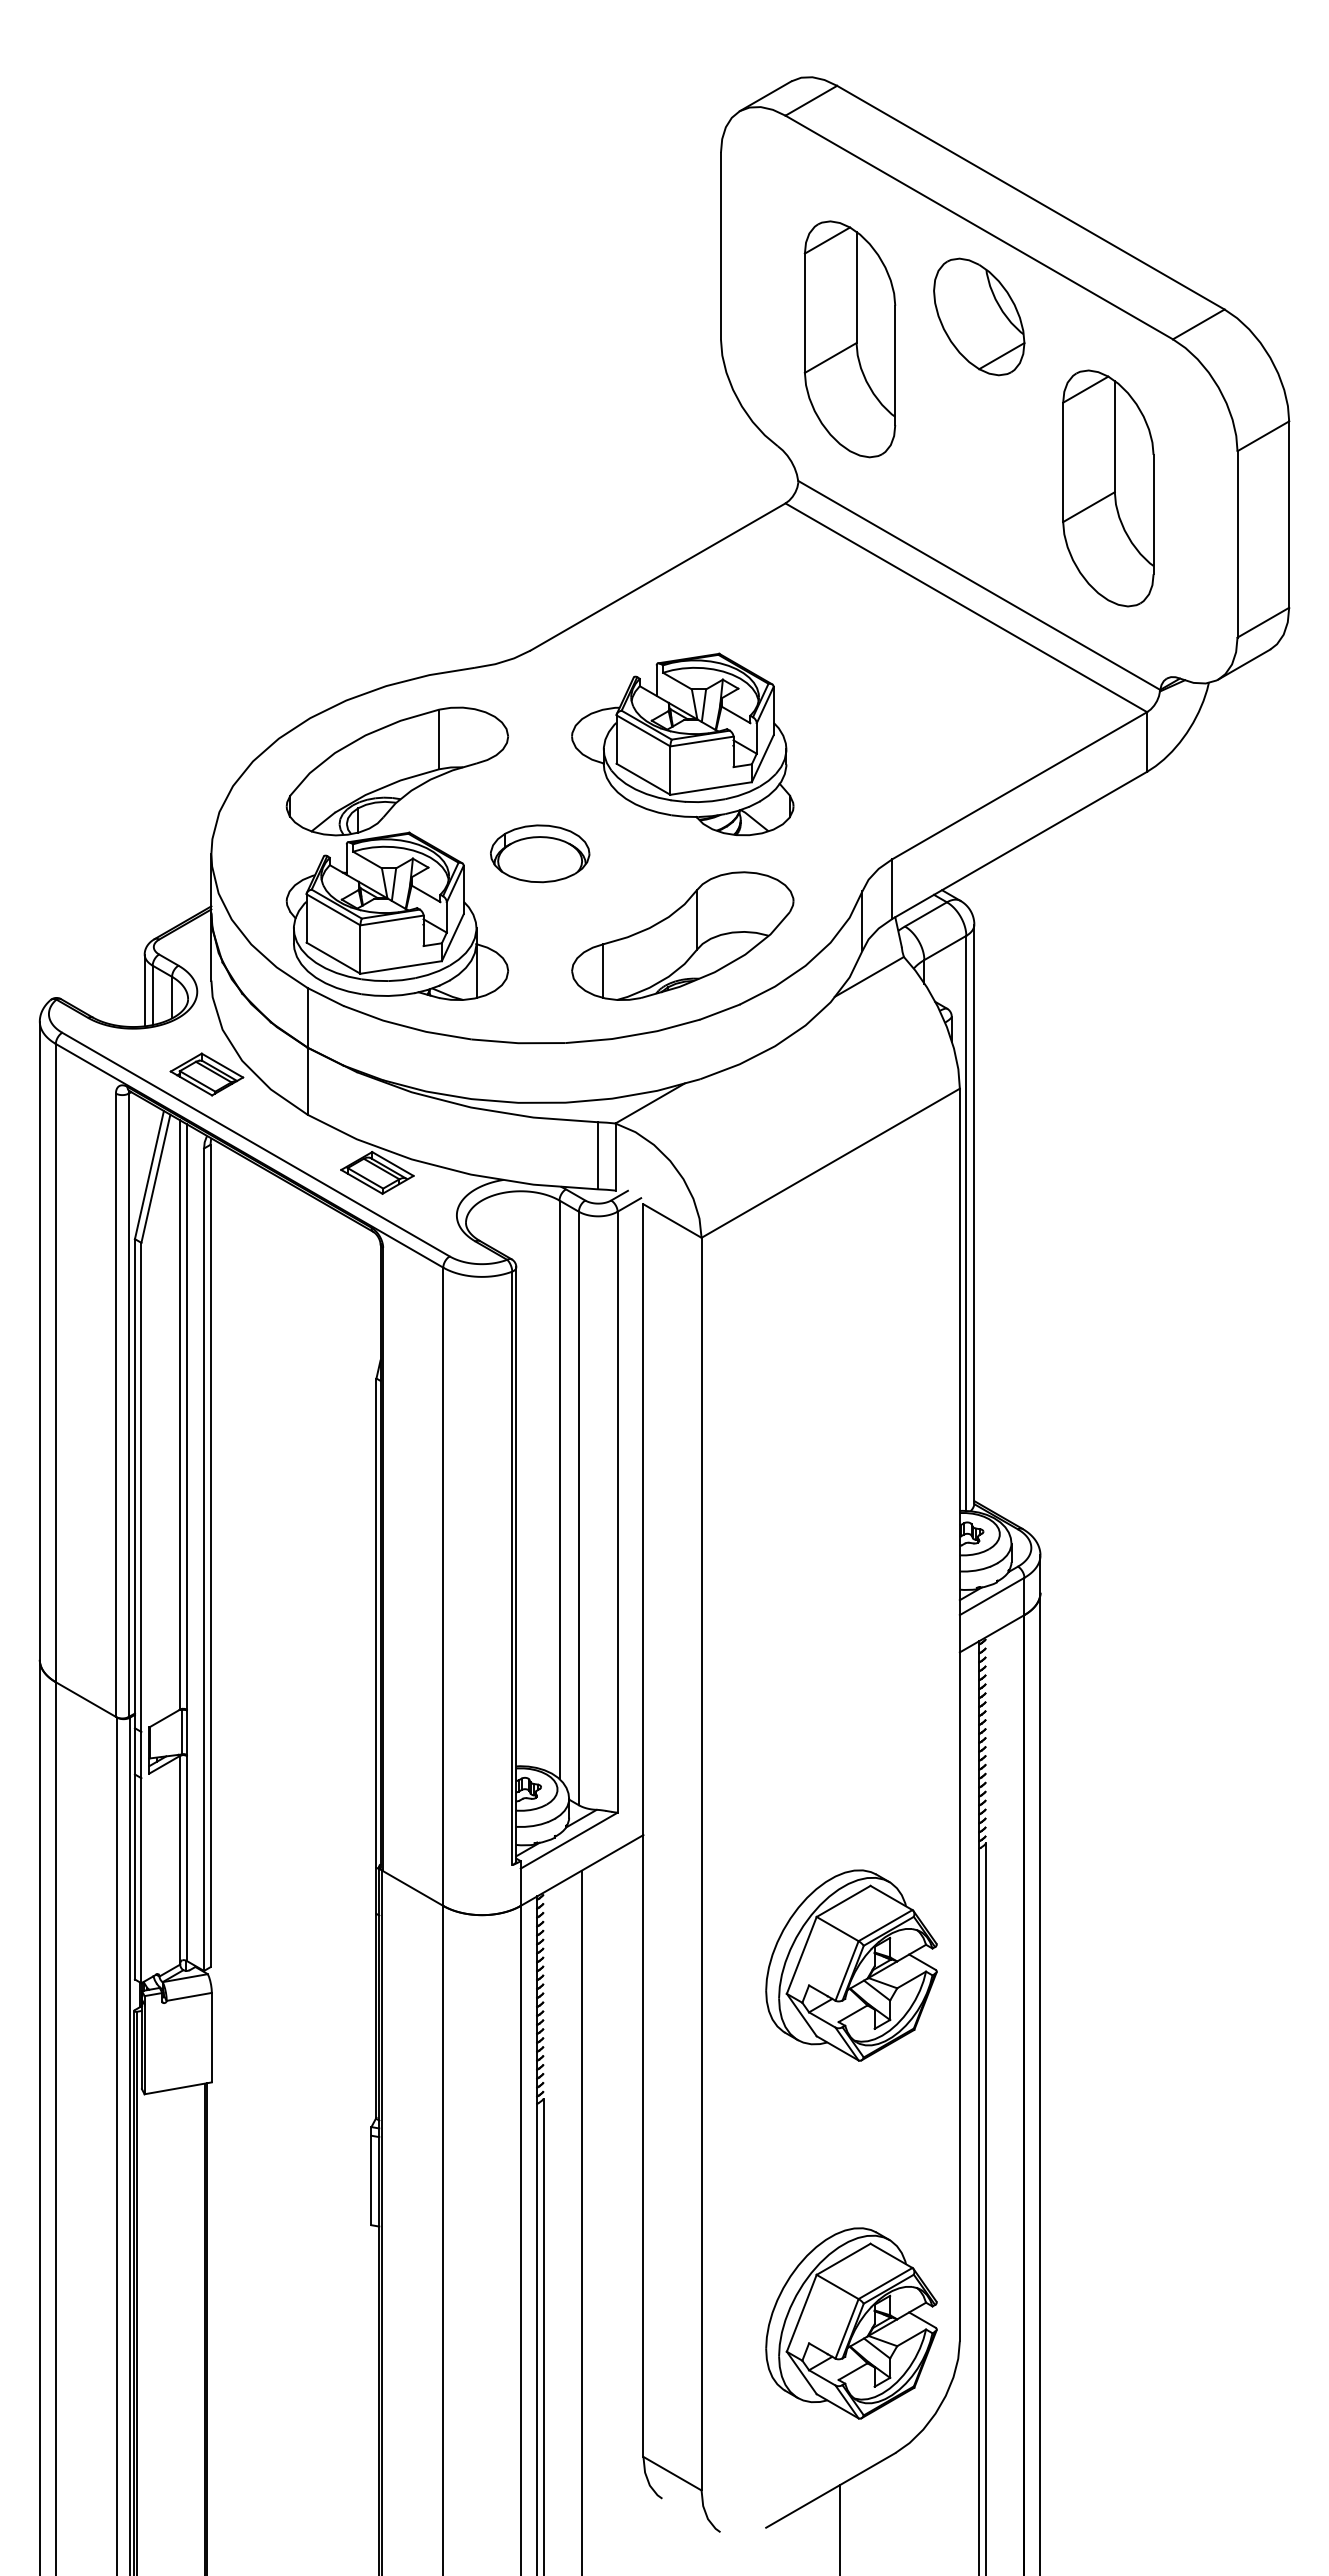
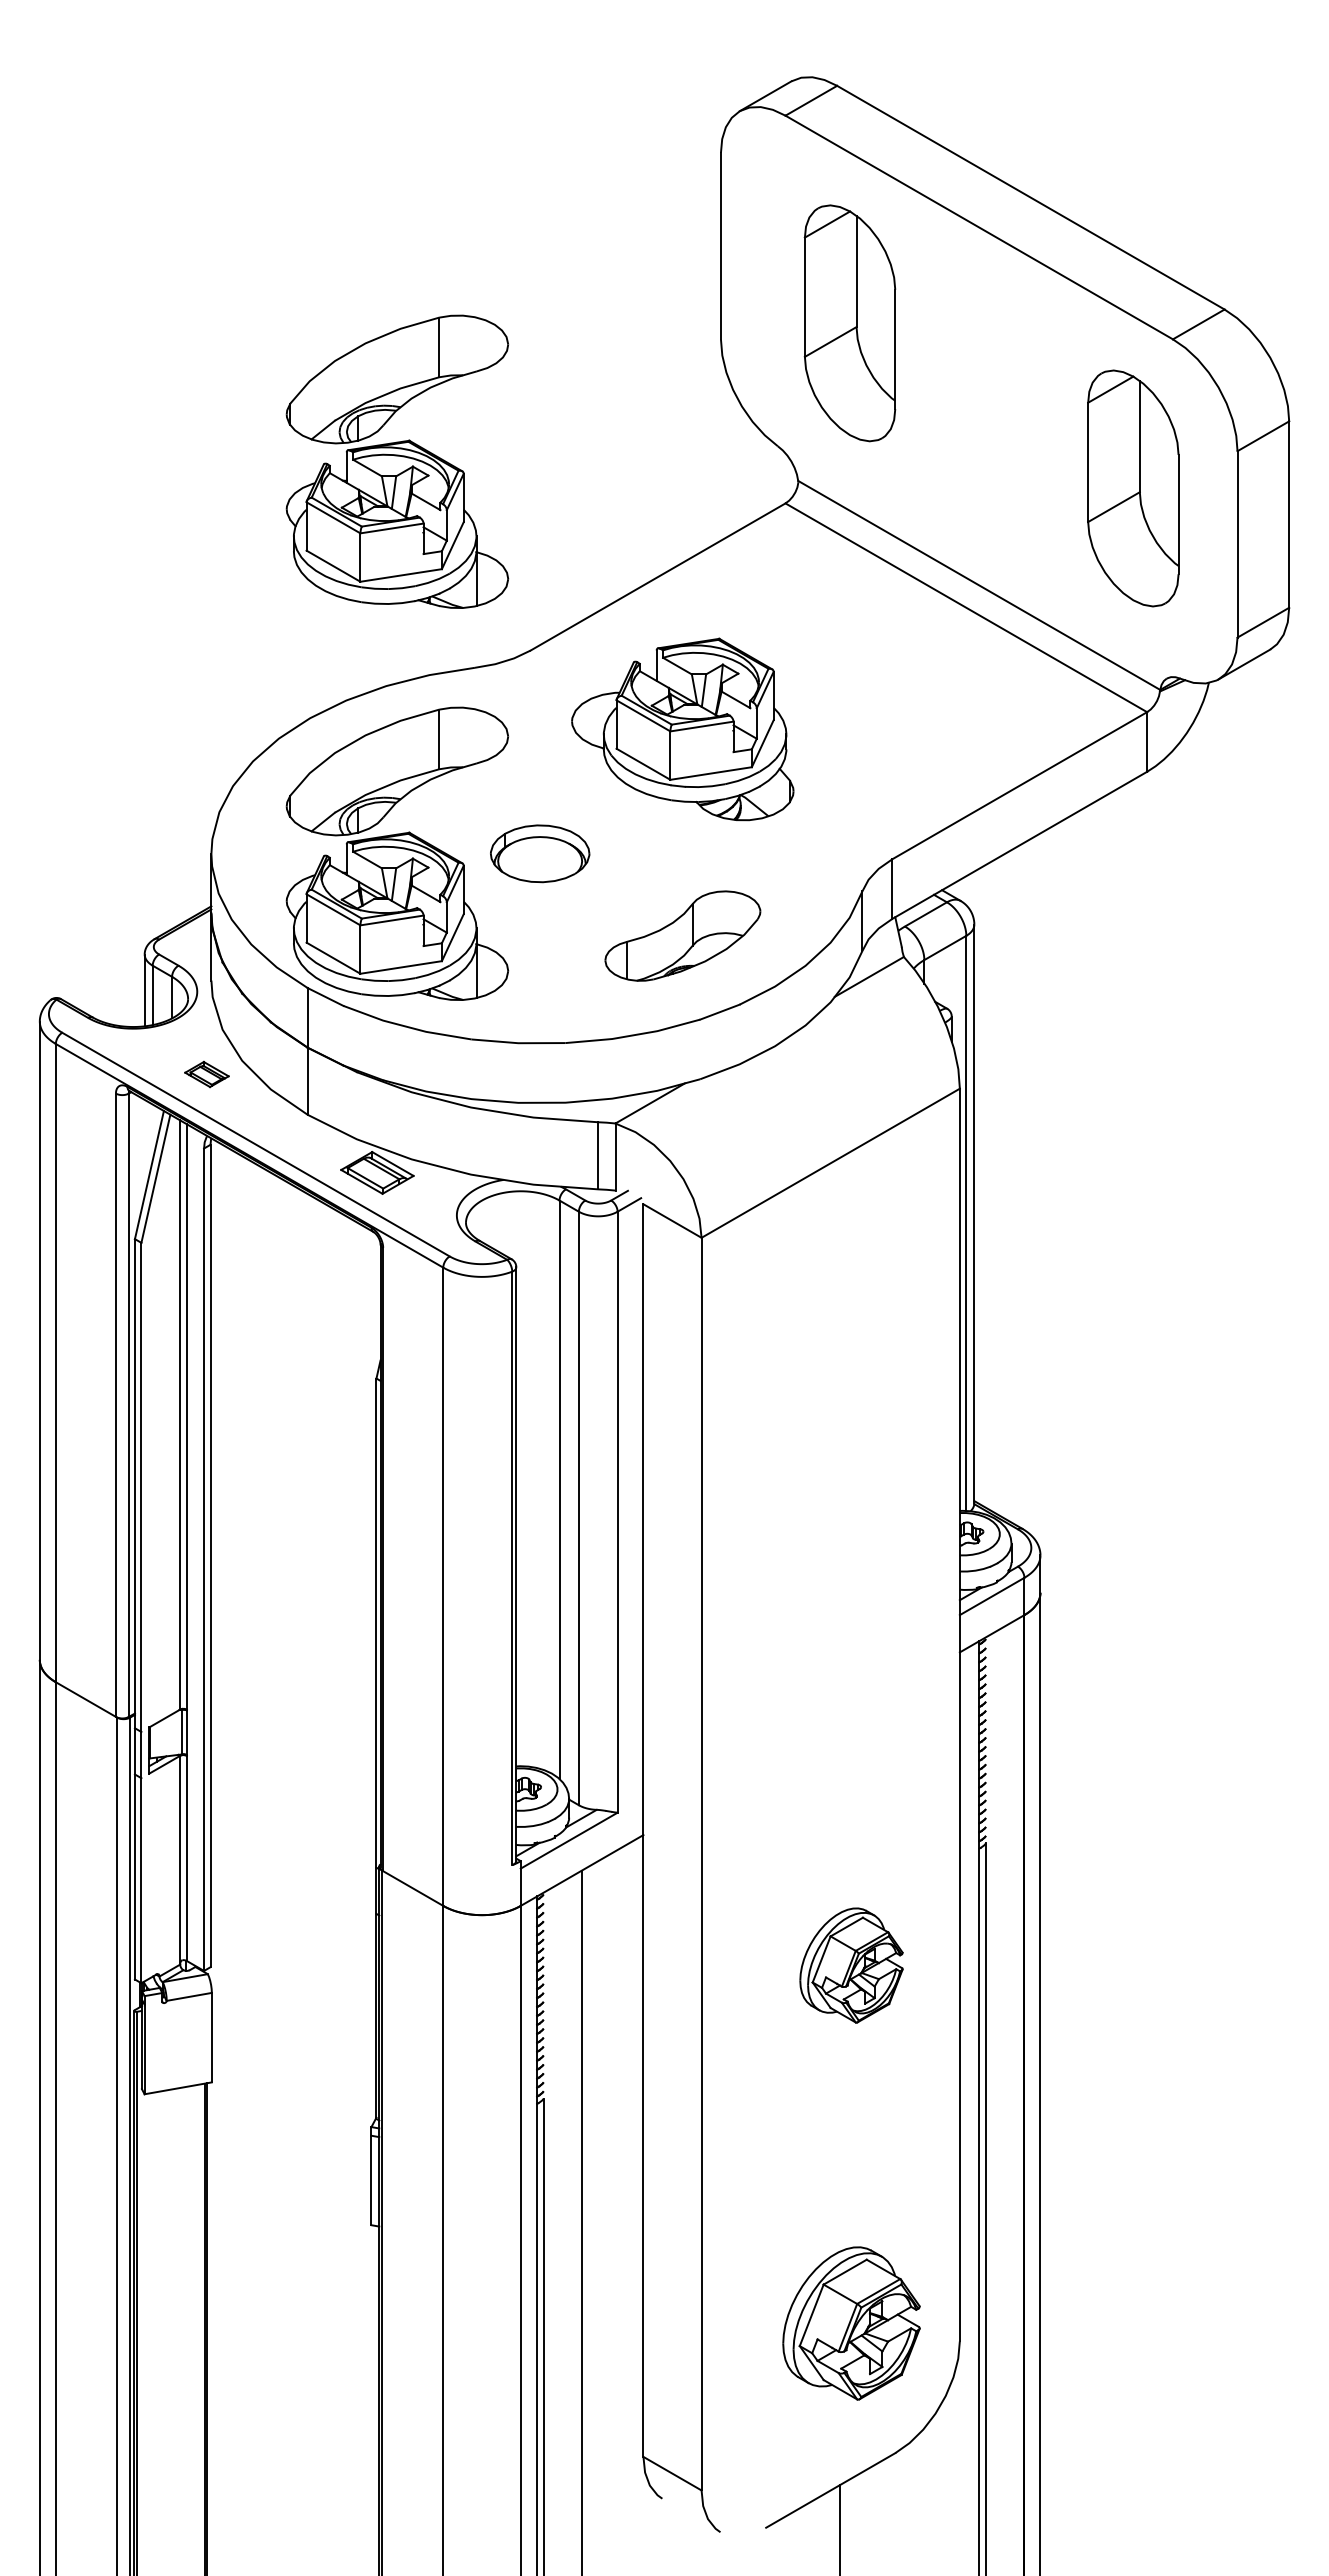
part: present -> none (979, 316)
part position: (849, 339) -> (849, 323) (849, 323)
part: none -> present (397, 461)
part position: (1108, 488) -> (1133, 488) (1133, 488)
part position: (682, 744) -> (682, 729) (682, 729)
part size: 224x130 px -> 158x92 px (682, 935)
part size: 76x45 px -> 46x29 px (206, 1074)
part size: 173x193 px -> 105x117 px (851, 1965)
part size: 173x193 px -> 139x155 px (851, 2323)
